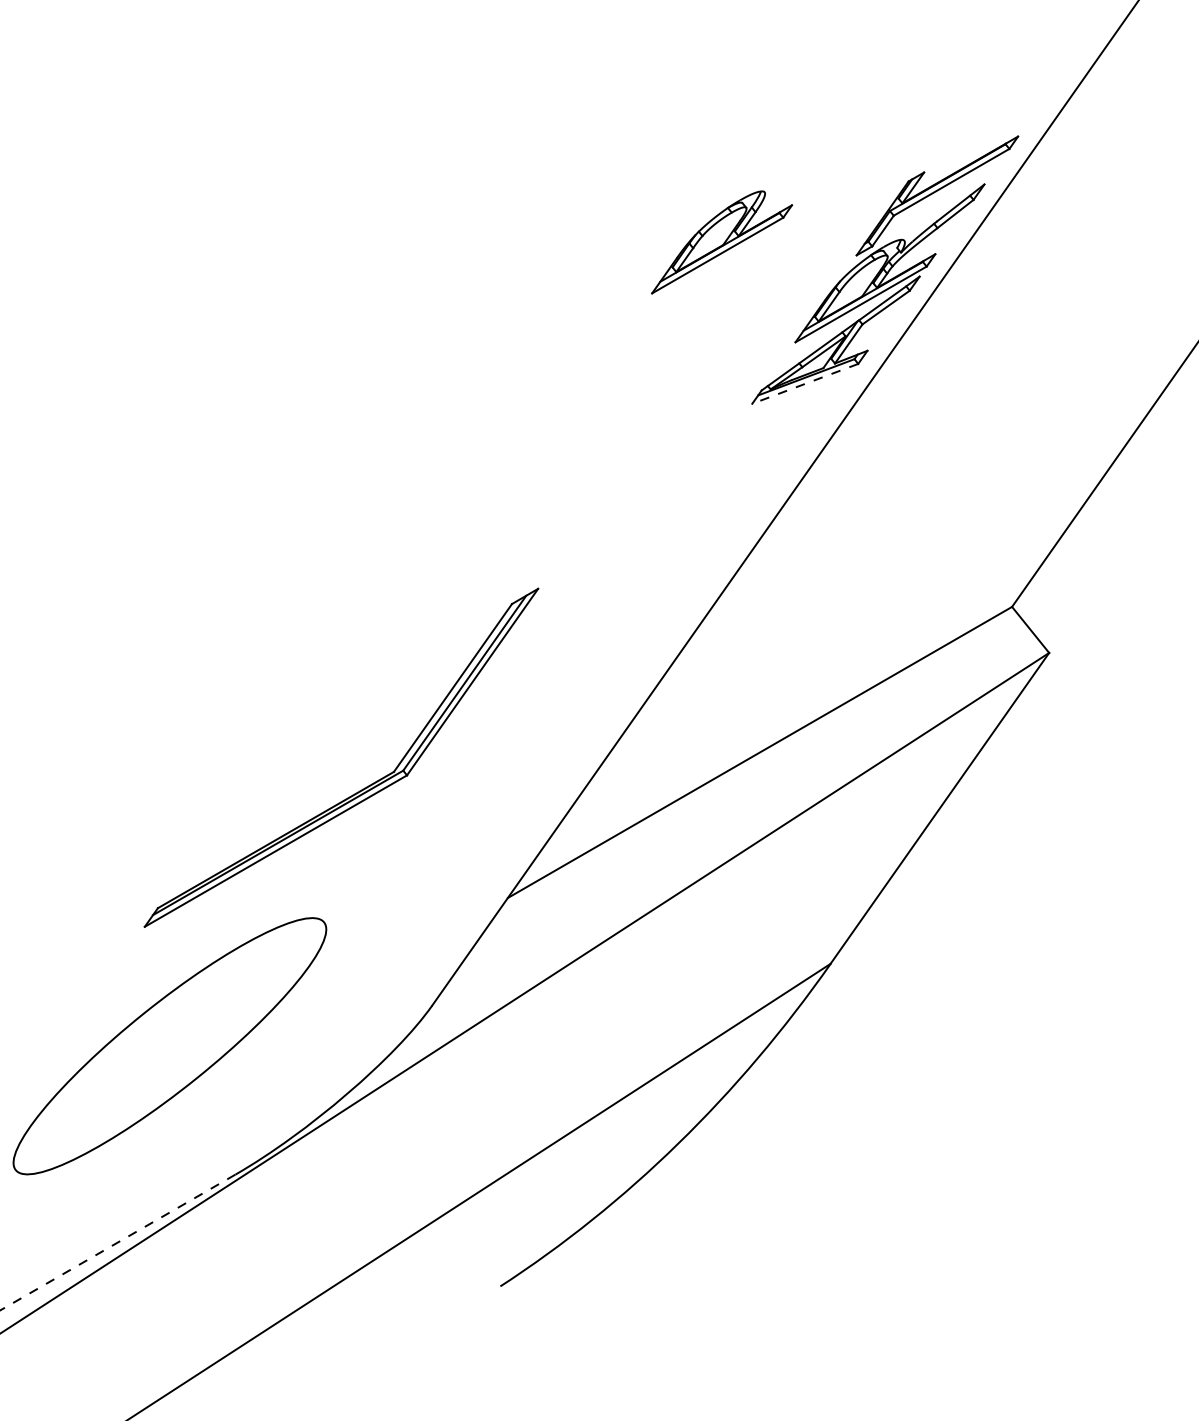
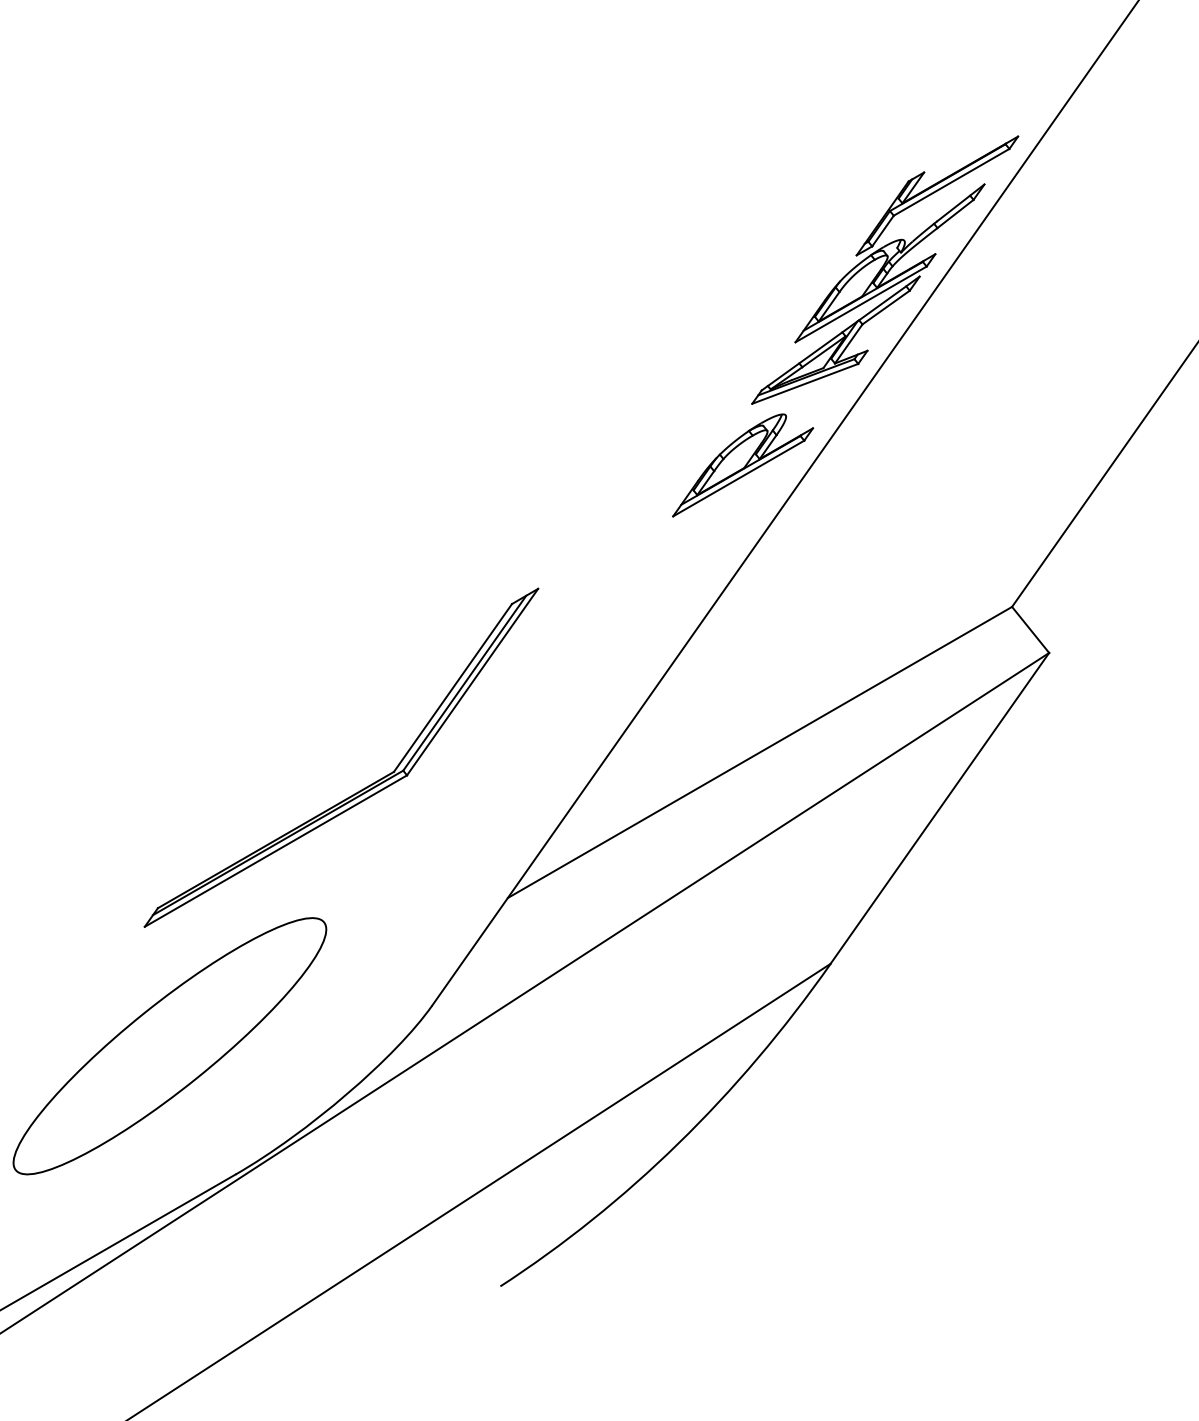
part position: (722, 242) -> (743, 465) (743, 465)
line: dashed -> solid (805, 383)
line: dashed -> solid (117, 1242)
